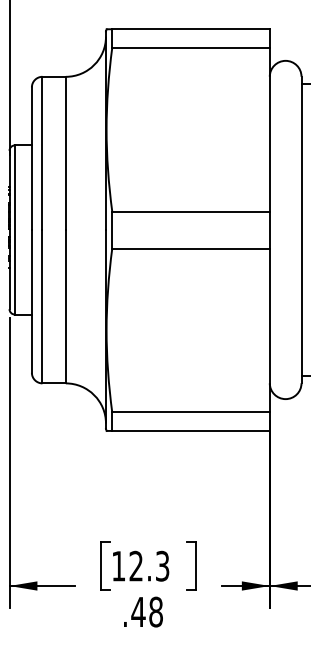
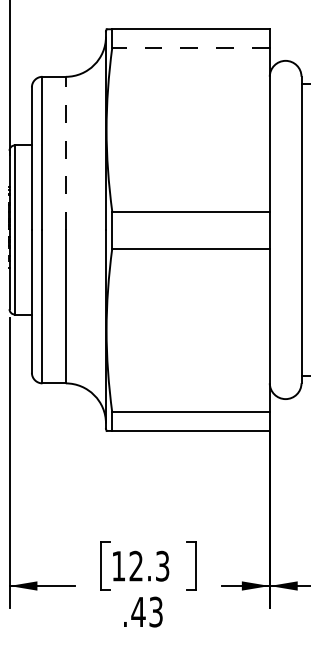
line: solid -> dashed (191, 47)
line: solid -> dashed (65, 153)
text: .48 -> .43 (155, 611)
